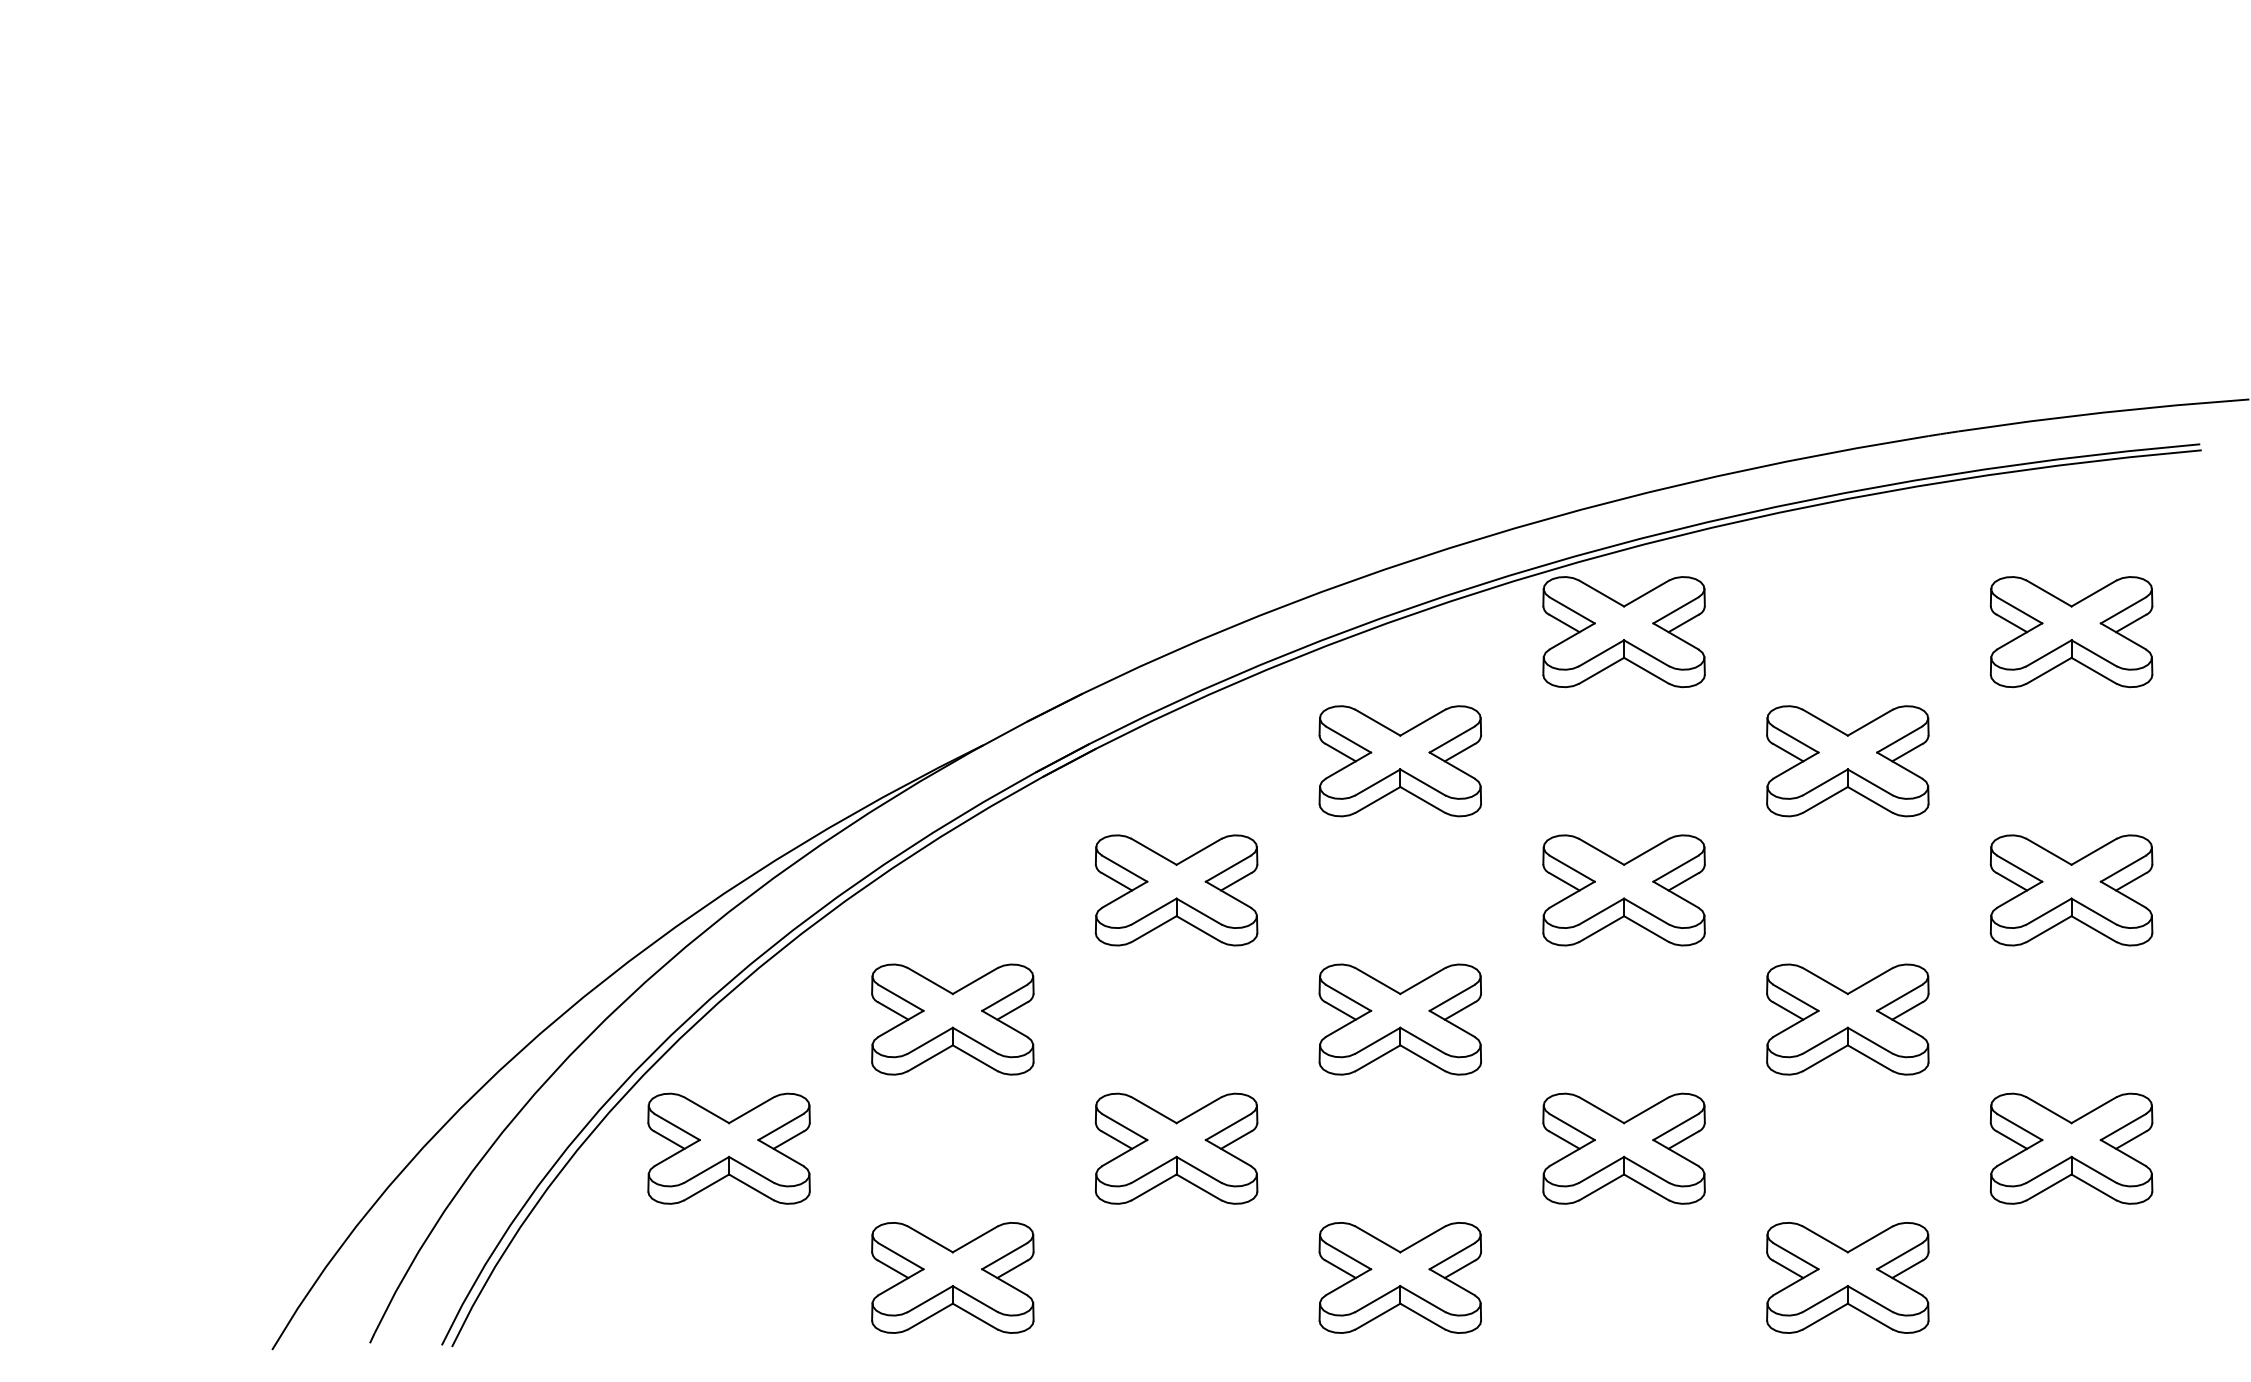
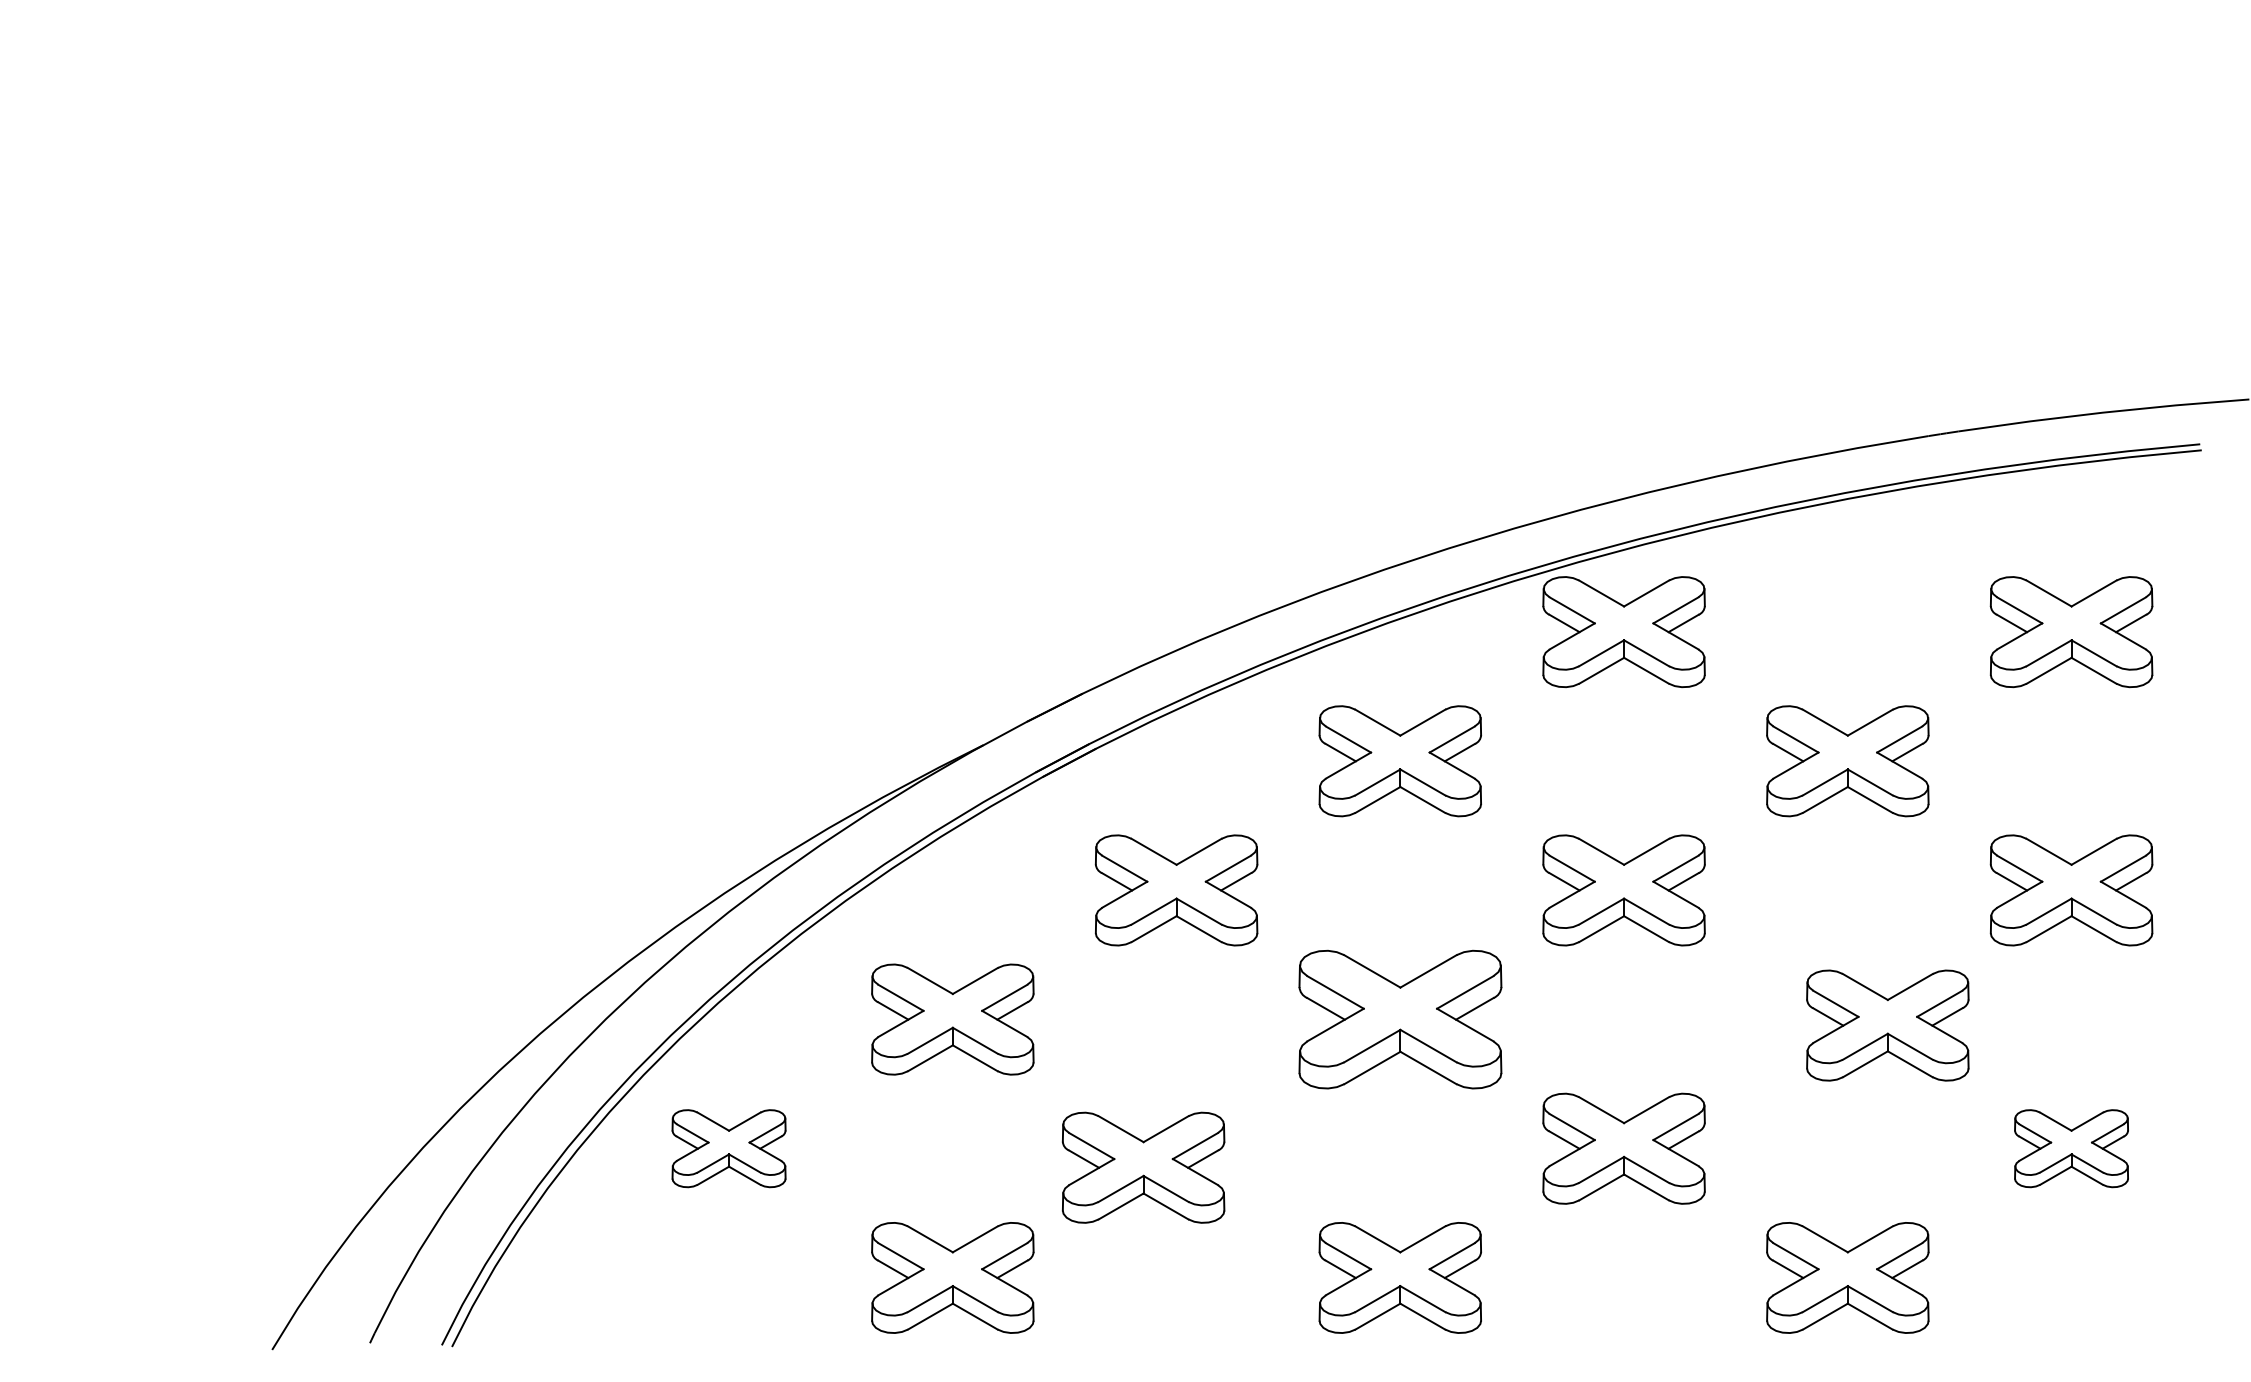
part size: 164x113 px -> 205x141 px (1400, 1019)
part position: (1847, 1019) -> (1887, 1025) (1887, 1025)
part size: 164x113 px -> 116x80 px (728, 1148)
part position: (1176, 1148) -> (1143, 1167) (1143, 1167)
part size: 165x113 px -> 115x80 px (2071, 1148)
